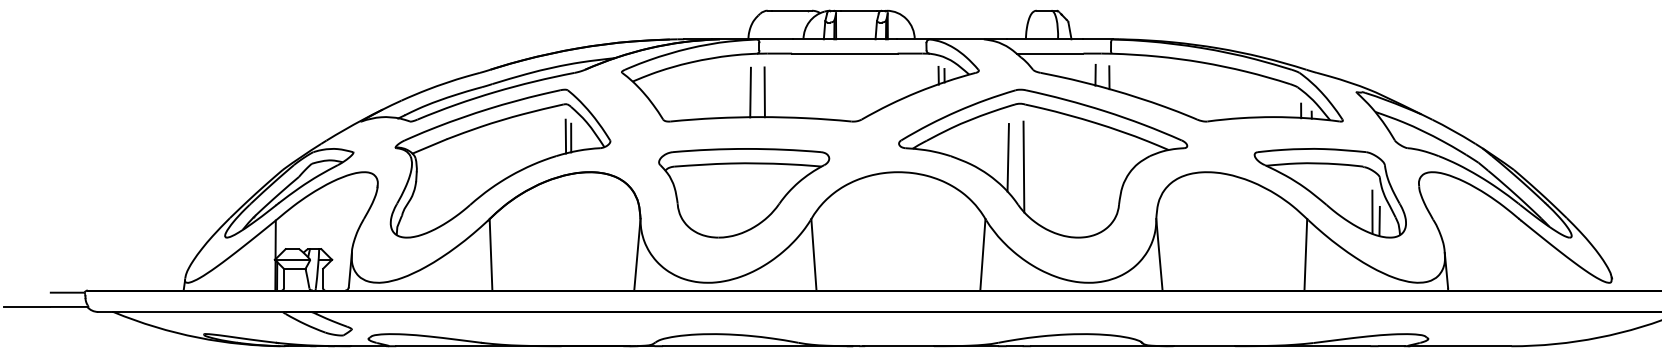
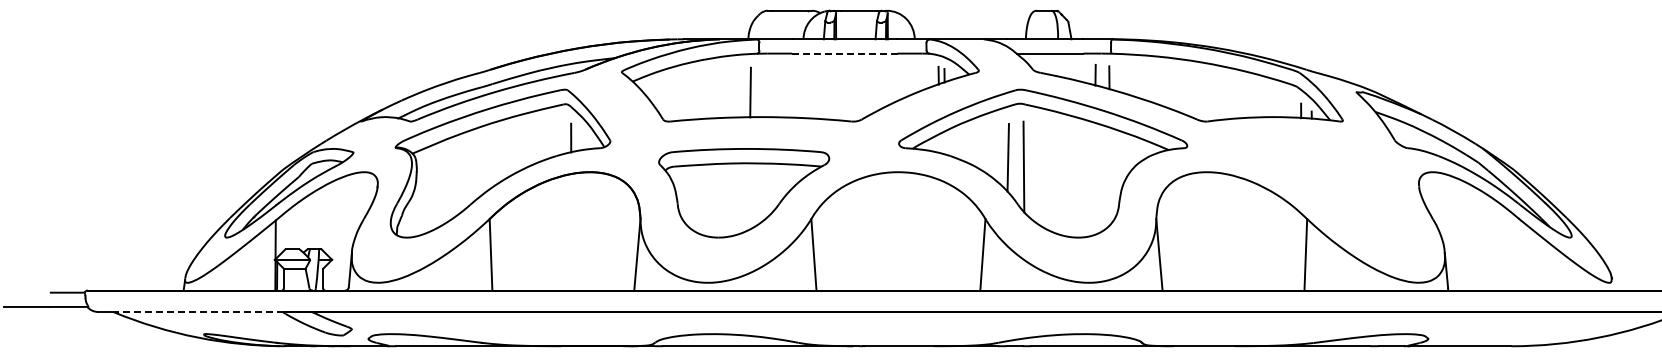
line: solid -> dashed (844, 53)
line: present -> none (764, 92)
line: present -> none (565, 136)
part: present -> none (1329, 193)
line: solid -> dashed (198, 311)
